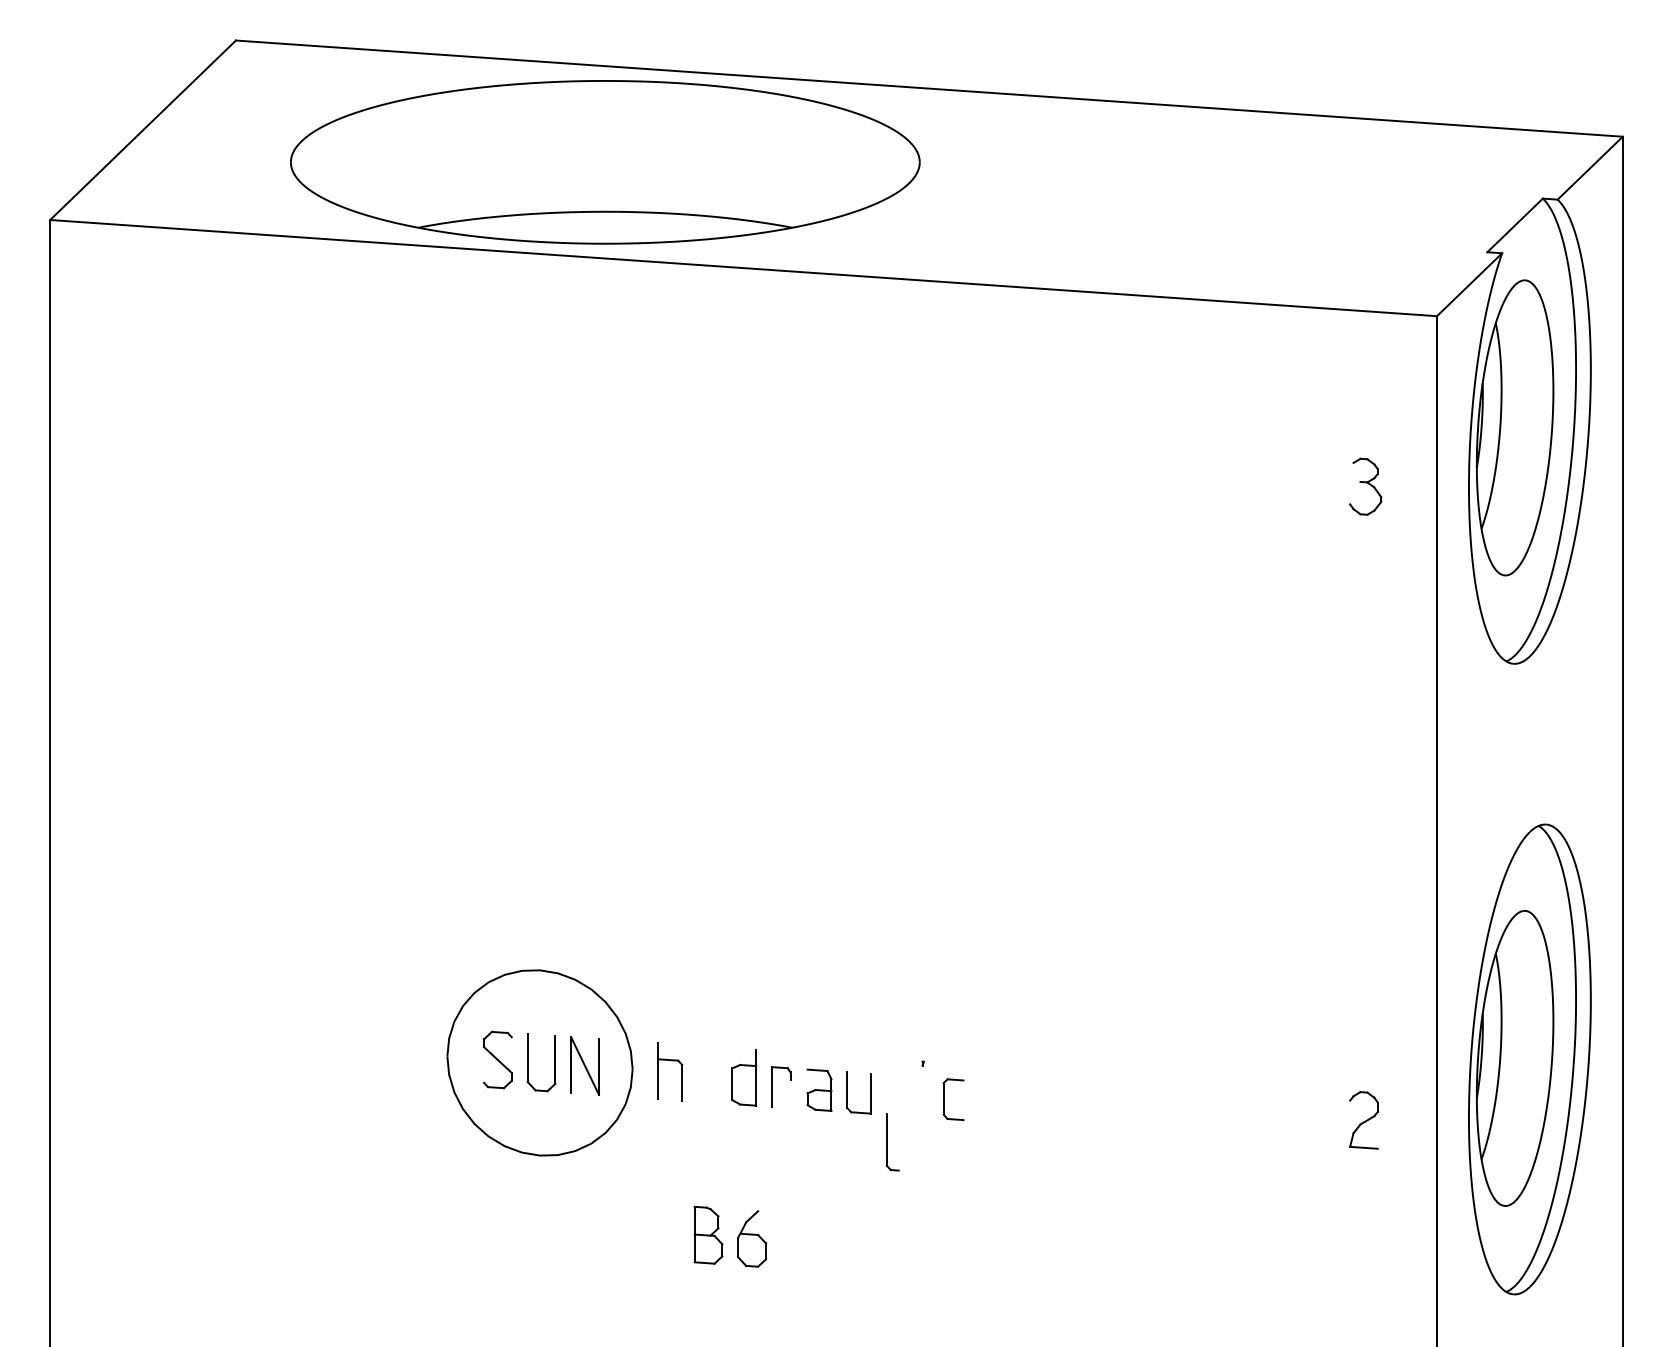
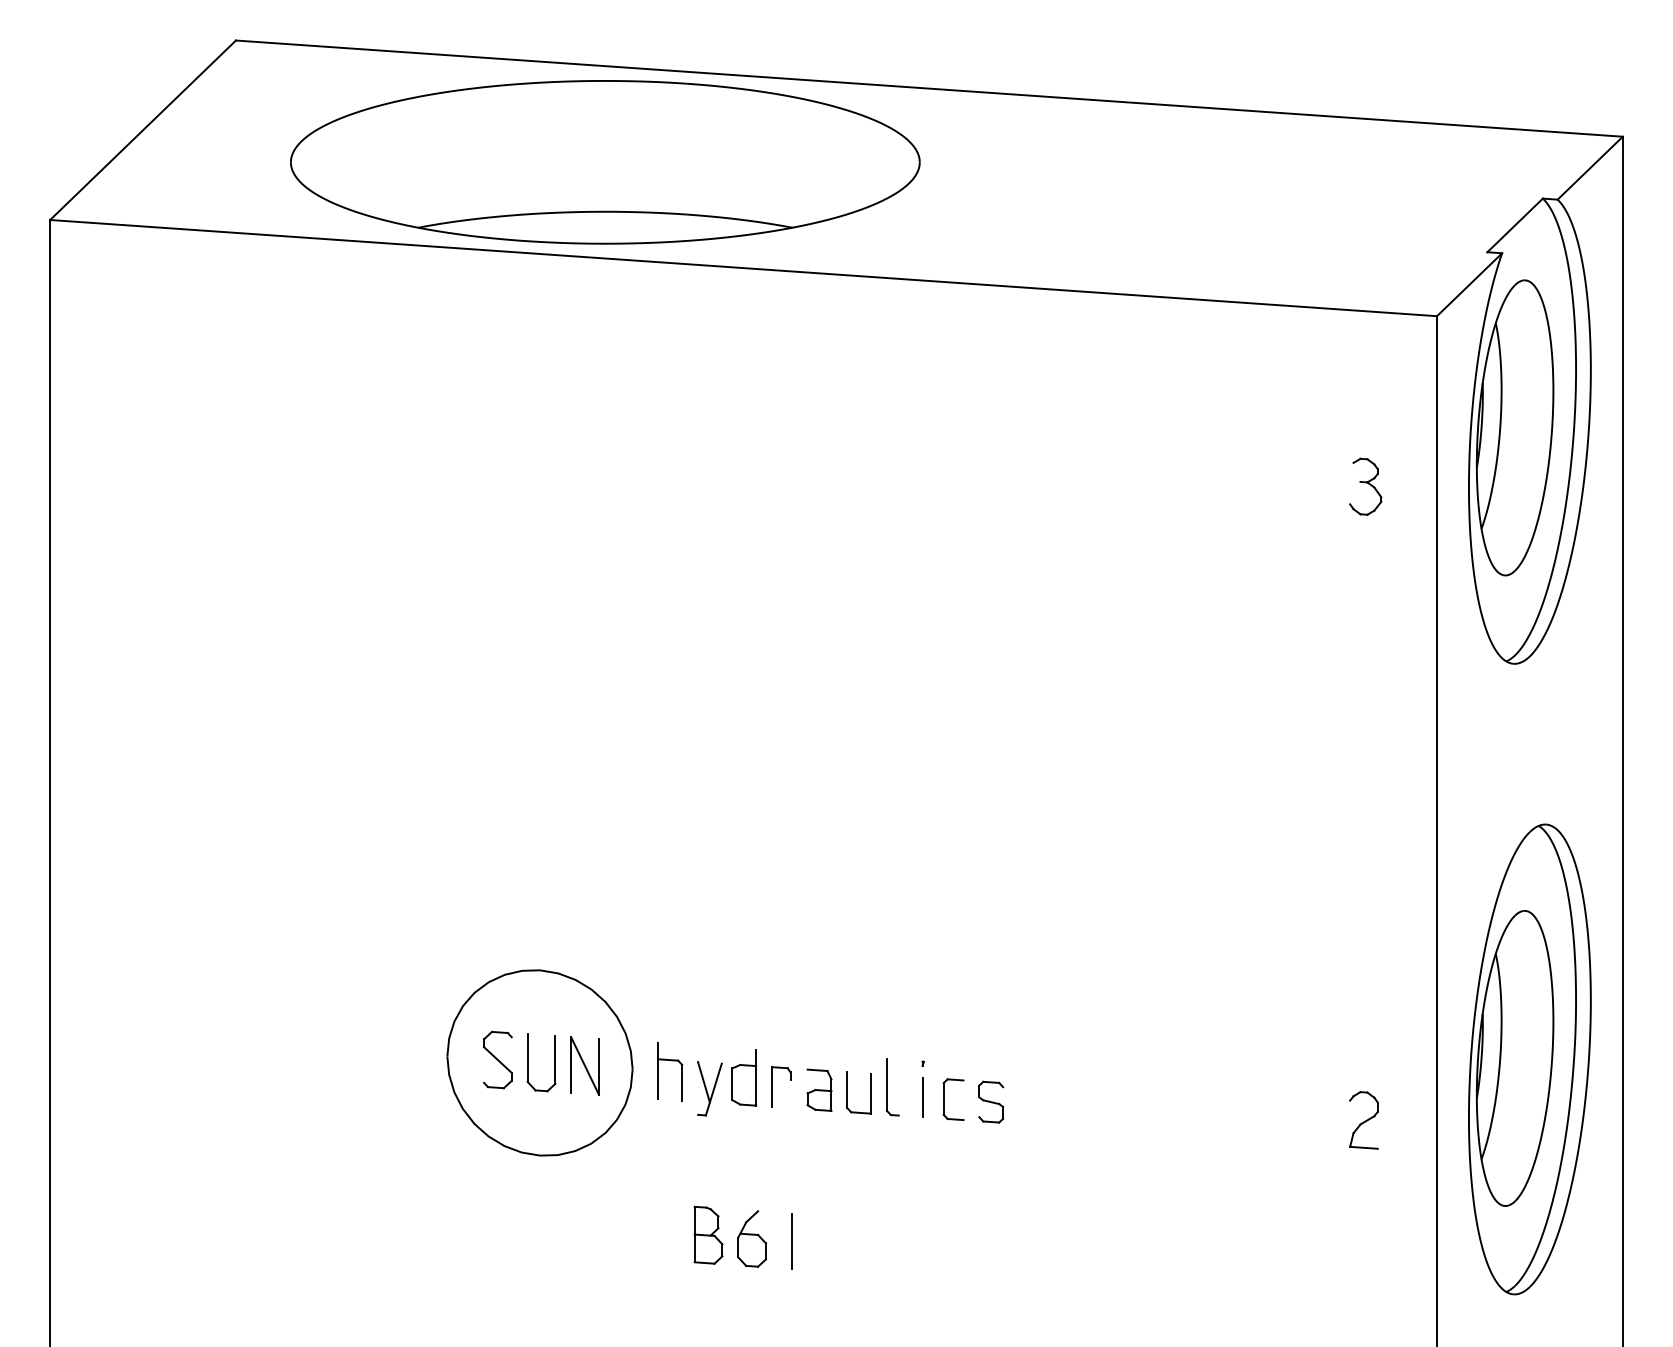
part: none -> present (709, 1088)
line: none -> present (922, 1097)
part: none -> present (991, 1101)
part position: (892, 1142) -> (892, 1087) (892, 1087)
line: none -> present (792, 1241)
